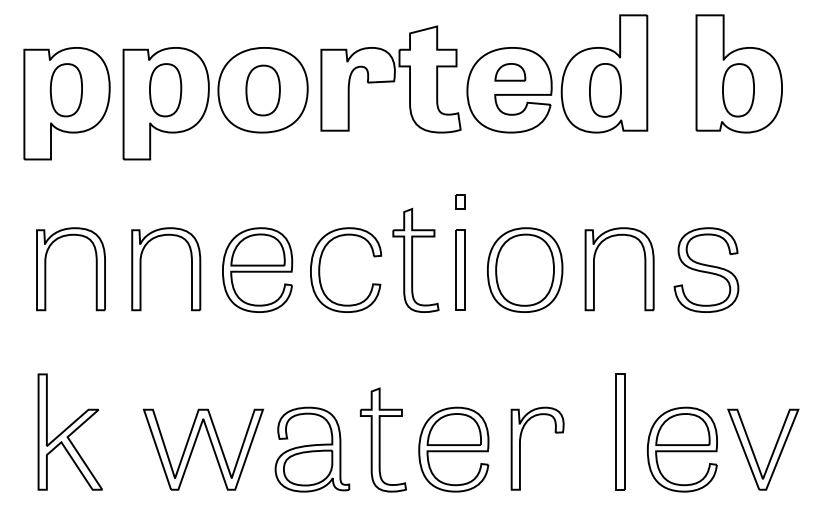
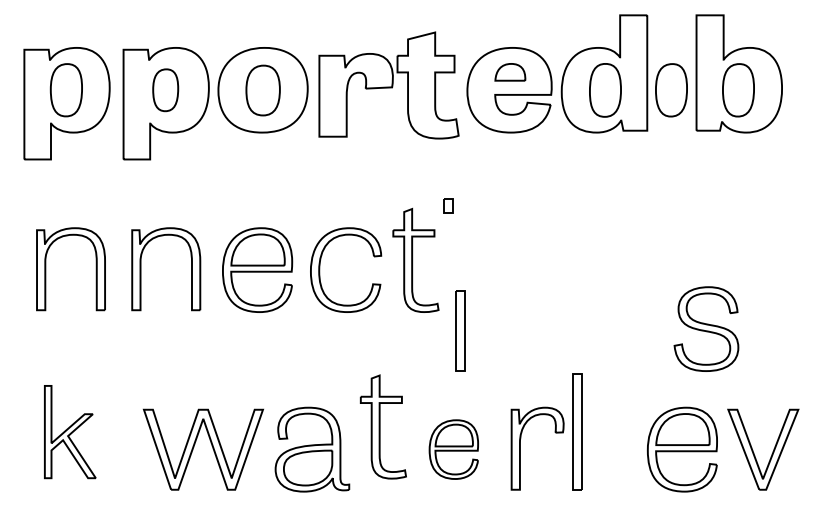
part position: (390, 79) -> (388, 85) (388, 85)
part size: 34x55 px -> 28x45 px (165, 90)
part: none -> present (671, 90)
part position: (460, 201) -> (448, 205) (448, 205)
part position: (460, 269) -> (460, 330) (460, 330)
part: present -> none (525, 269)
part: present -> none (594, 269)
part position: (706, 269) -> (706, 328) (706, 328)
part size: 66x118 px -> 53x95 px (70, 432)
part position: (620, 431) -> (577, 431) (577, 431)
part position: (382, 439) -> (382, 426) (382, 426)
part size: 72x87 px -> 51x61 px (453, 449)
